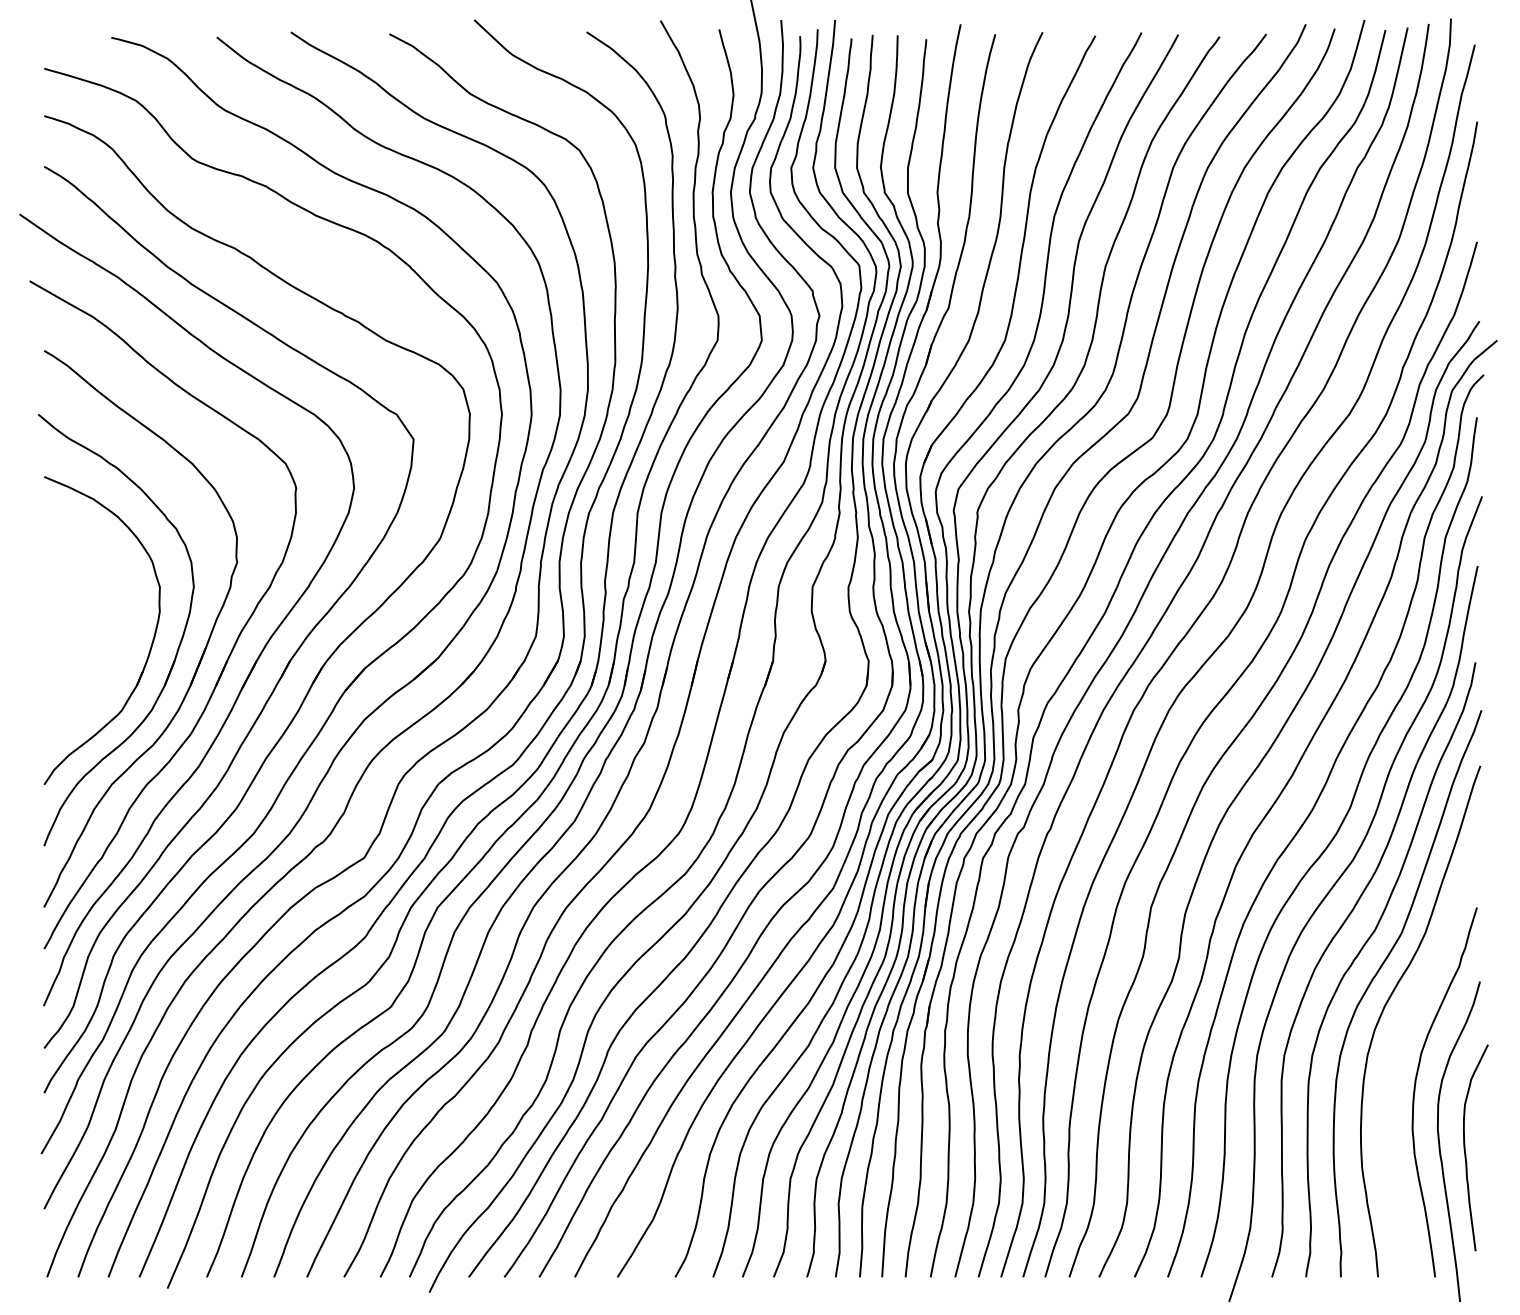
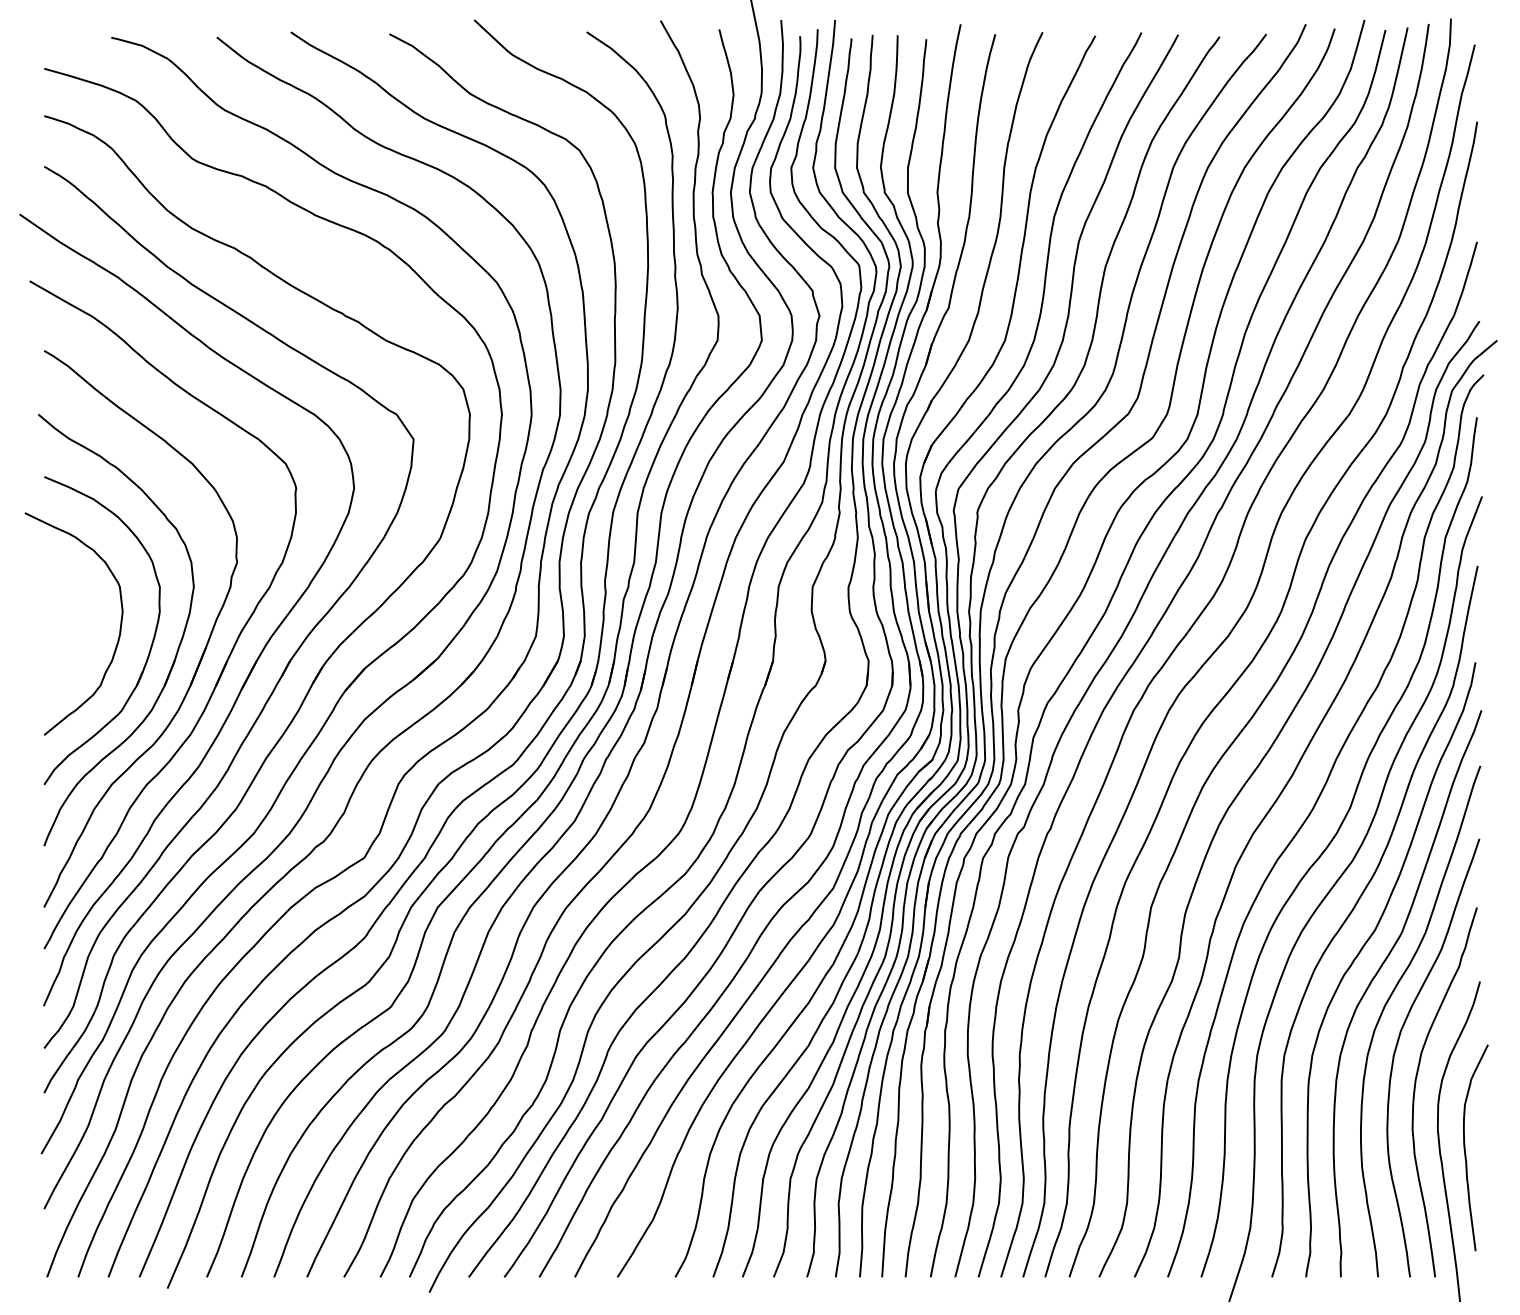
curve: none -> present (119, 628)
curve: none -> present (1397, 1047)
